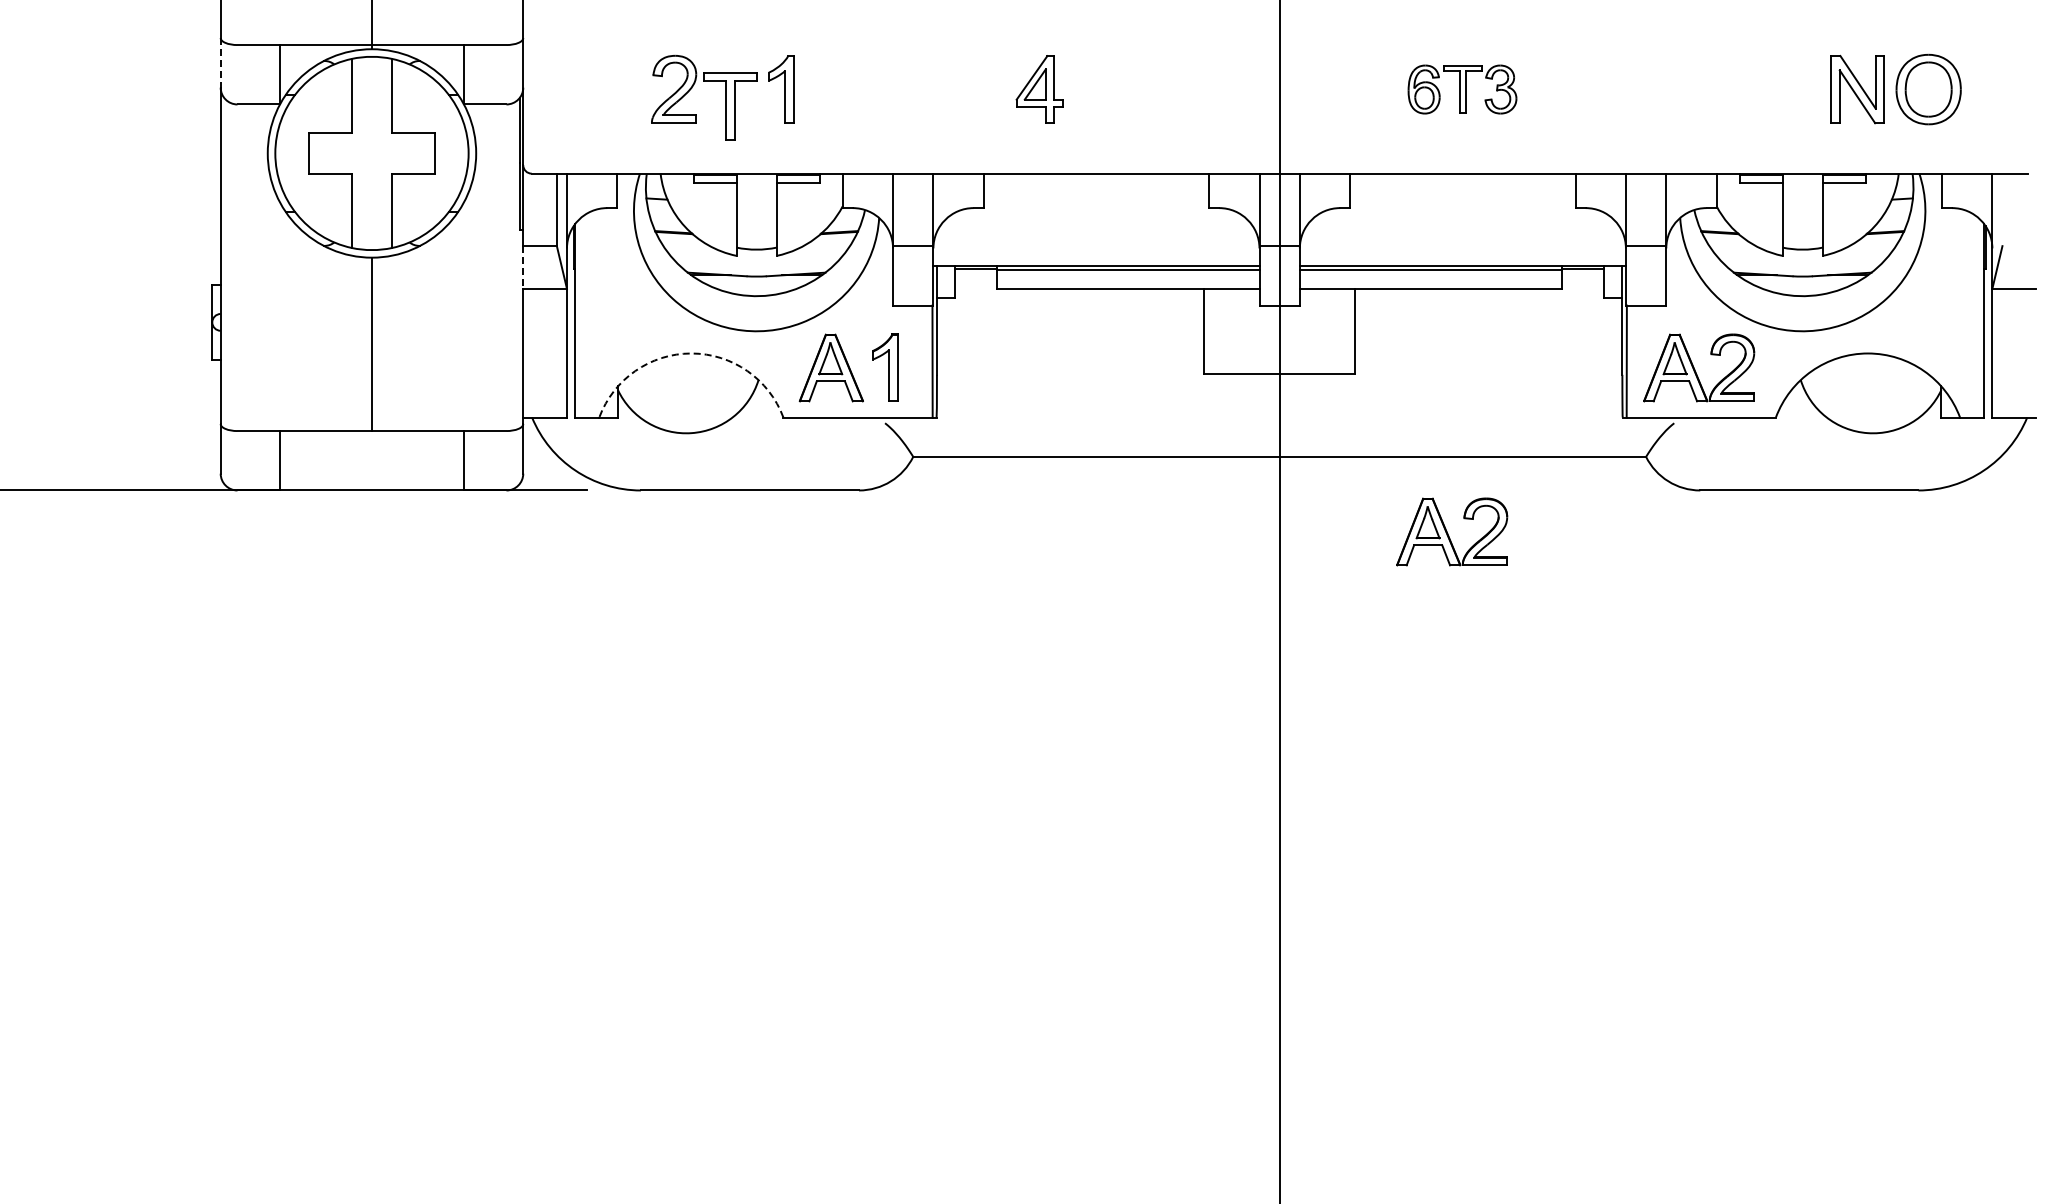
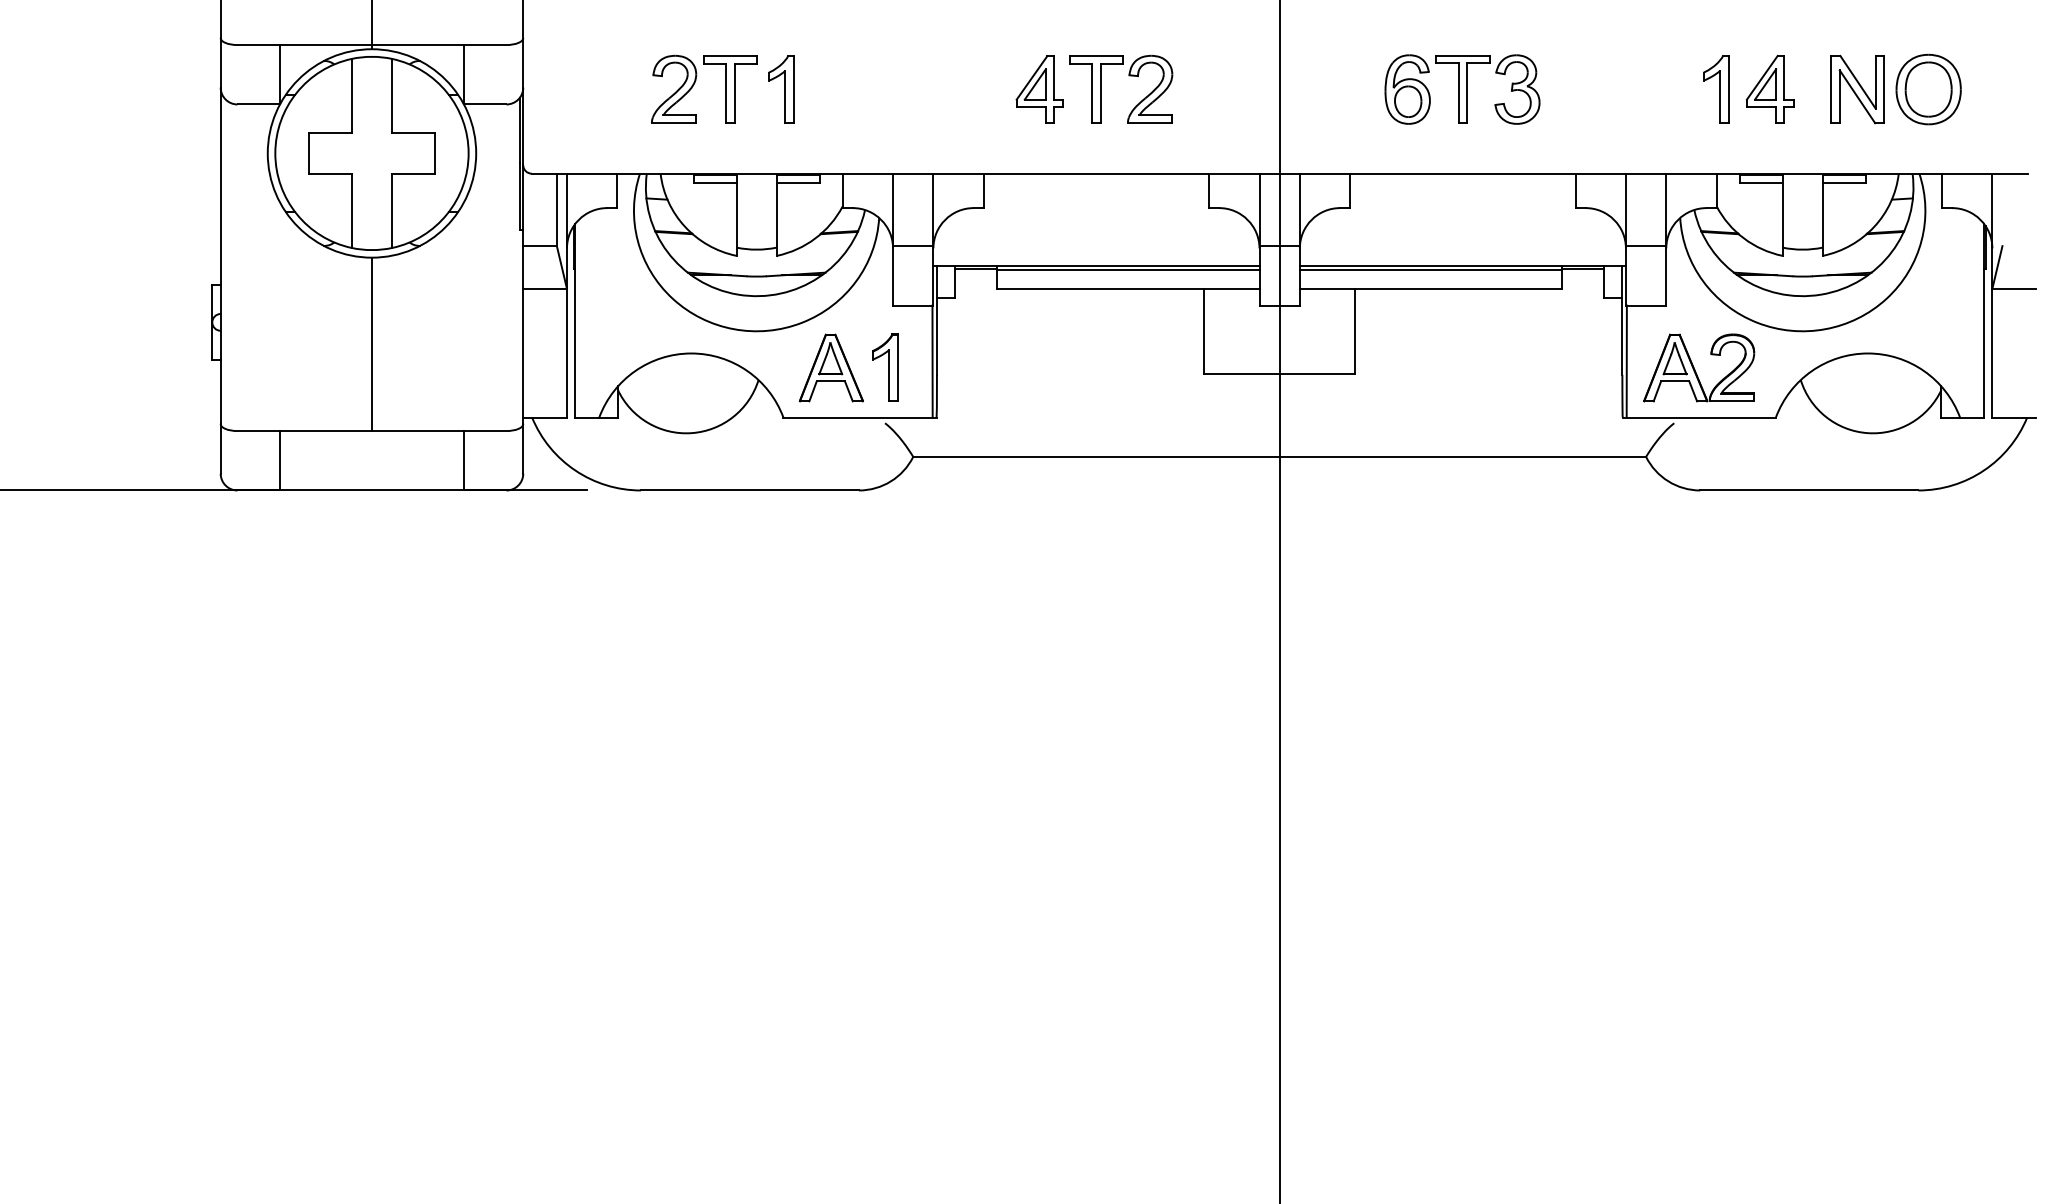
line: dashed -> solid (220, 62)
part: none -> present (1129, 76)
part: none -> present (1770, 88)
part size: 111x51 px -> 157x71 px (1462, 89)
part: none -> present (1716, 89)
part position: (730, 106) -> (730, 89) (730, 89)
line: dashed -> solid (523, 267)
arc: dashed -> solid (691, 353)
part: present -> none (1452, 531)
